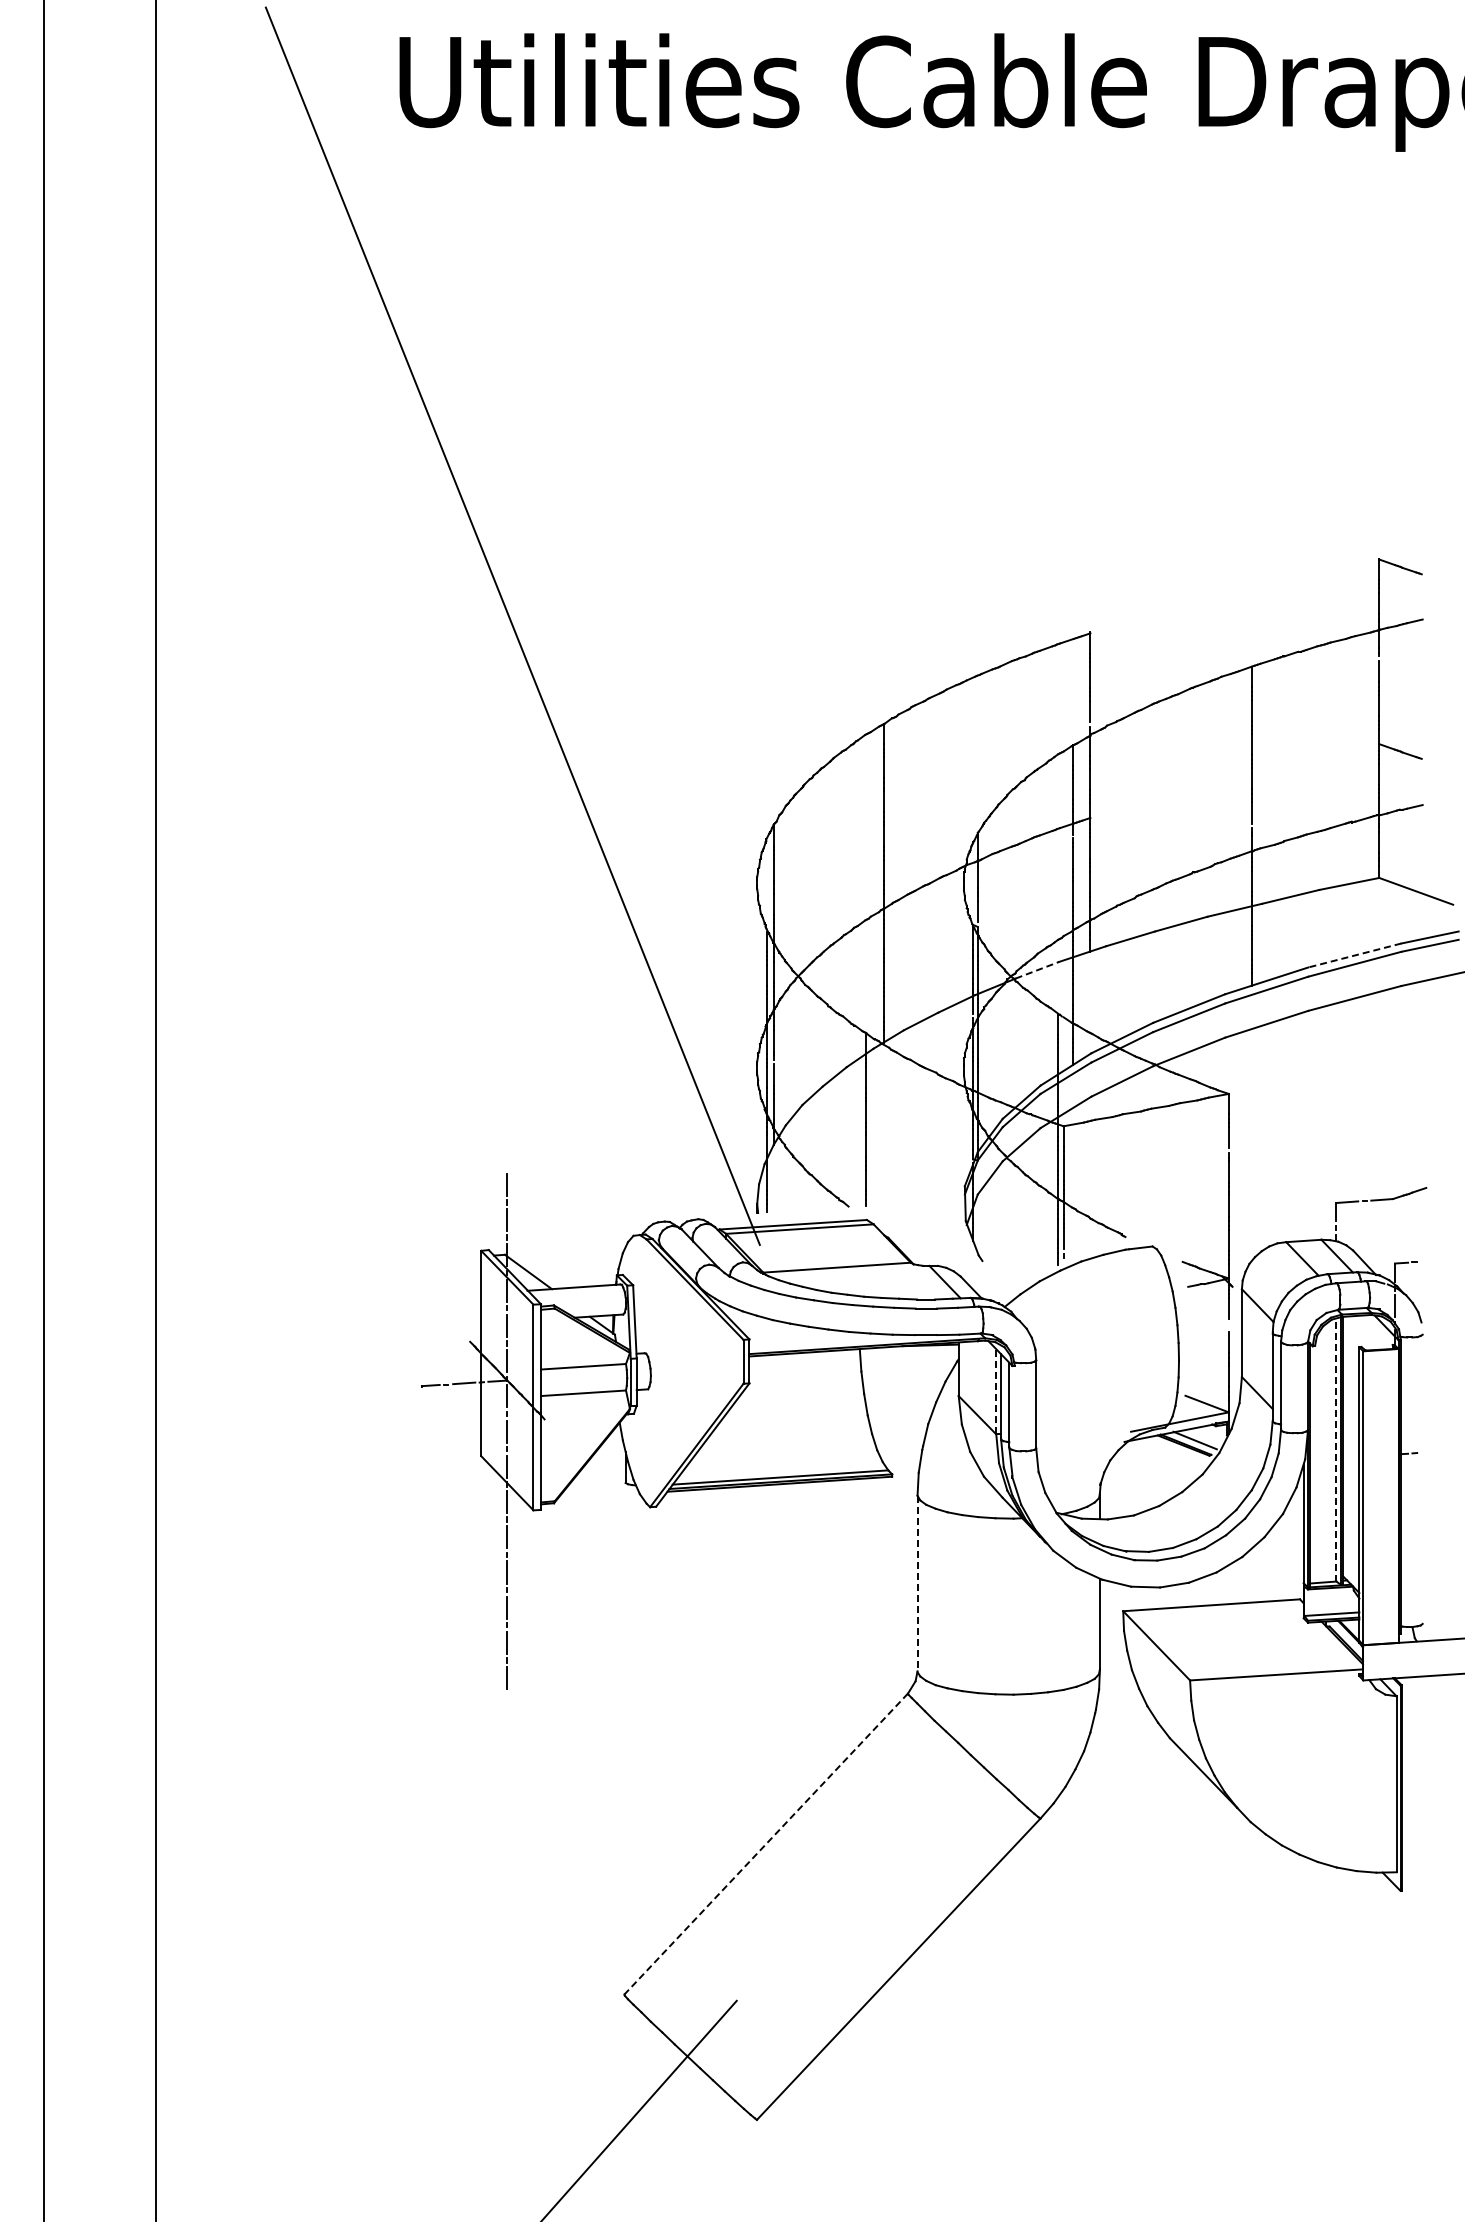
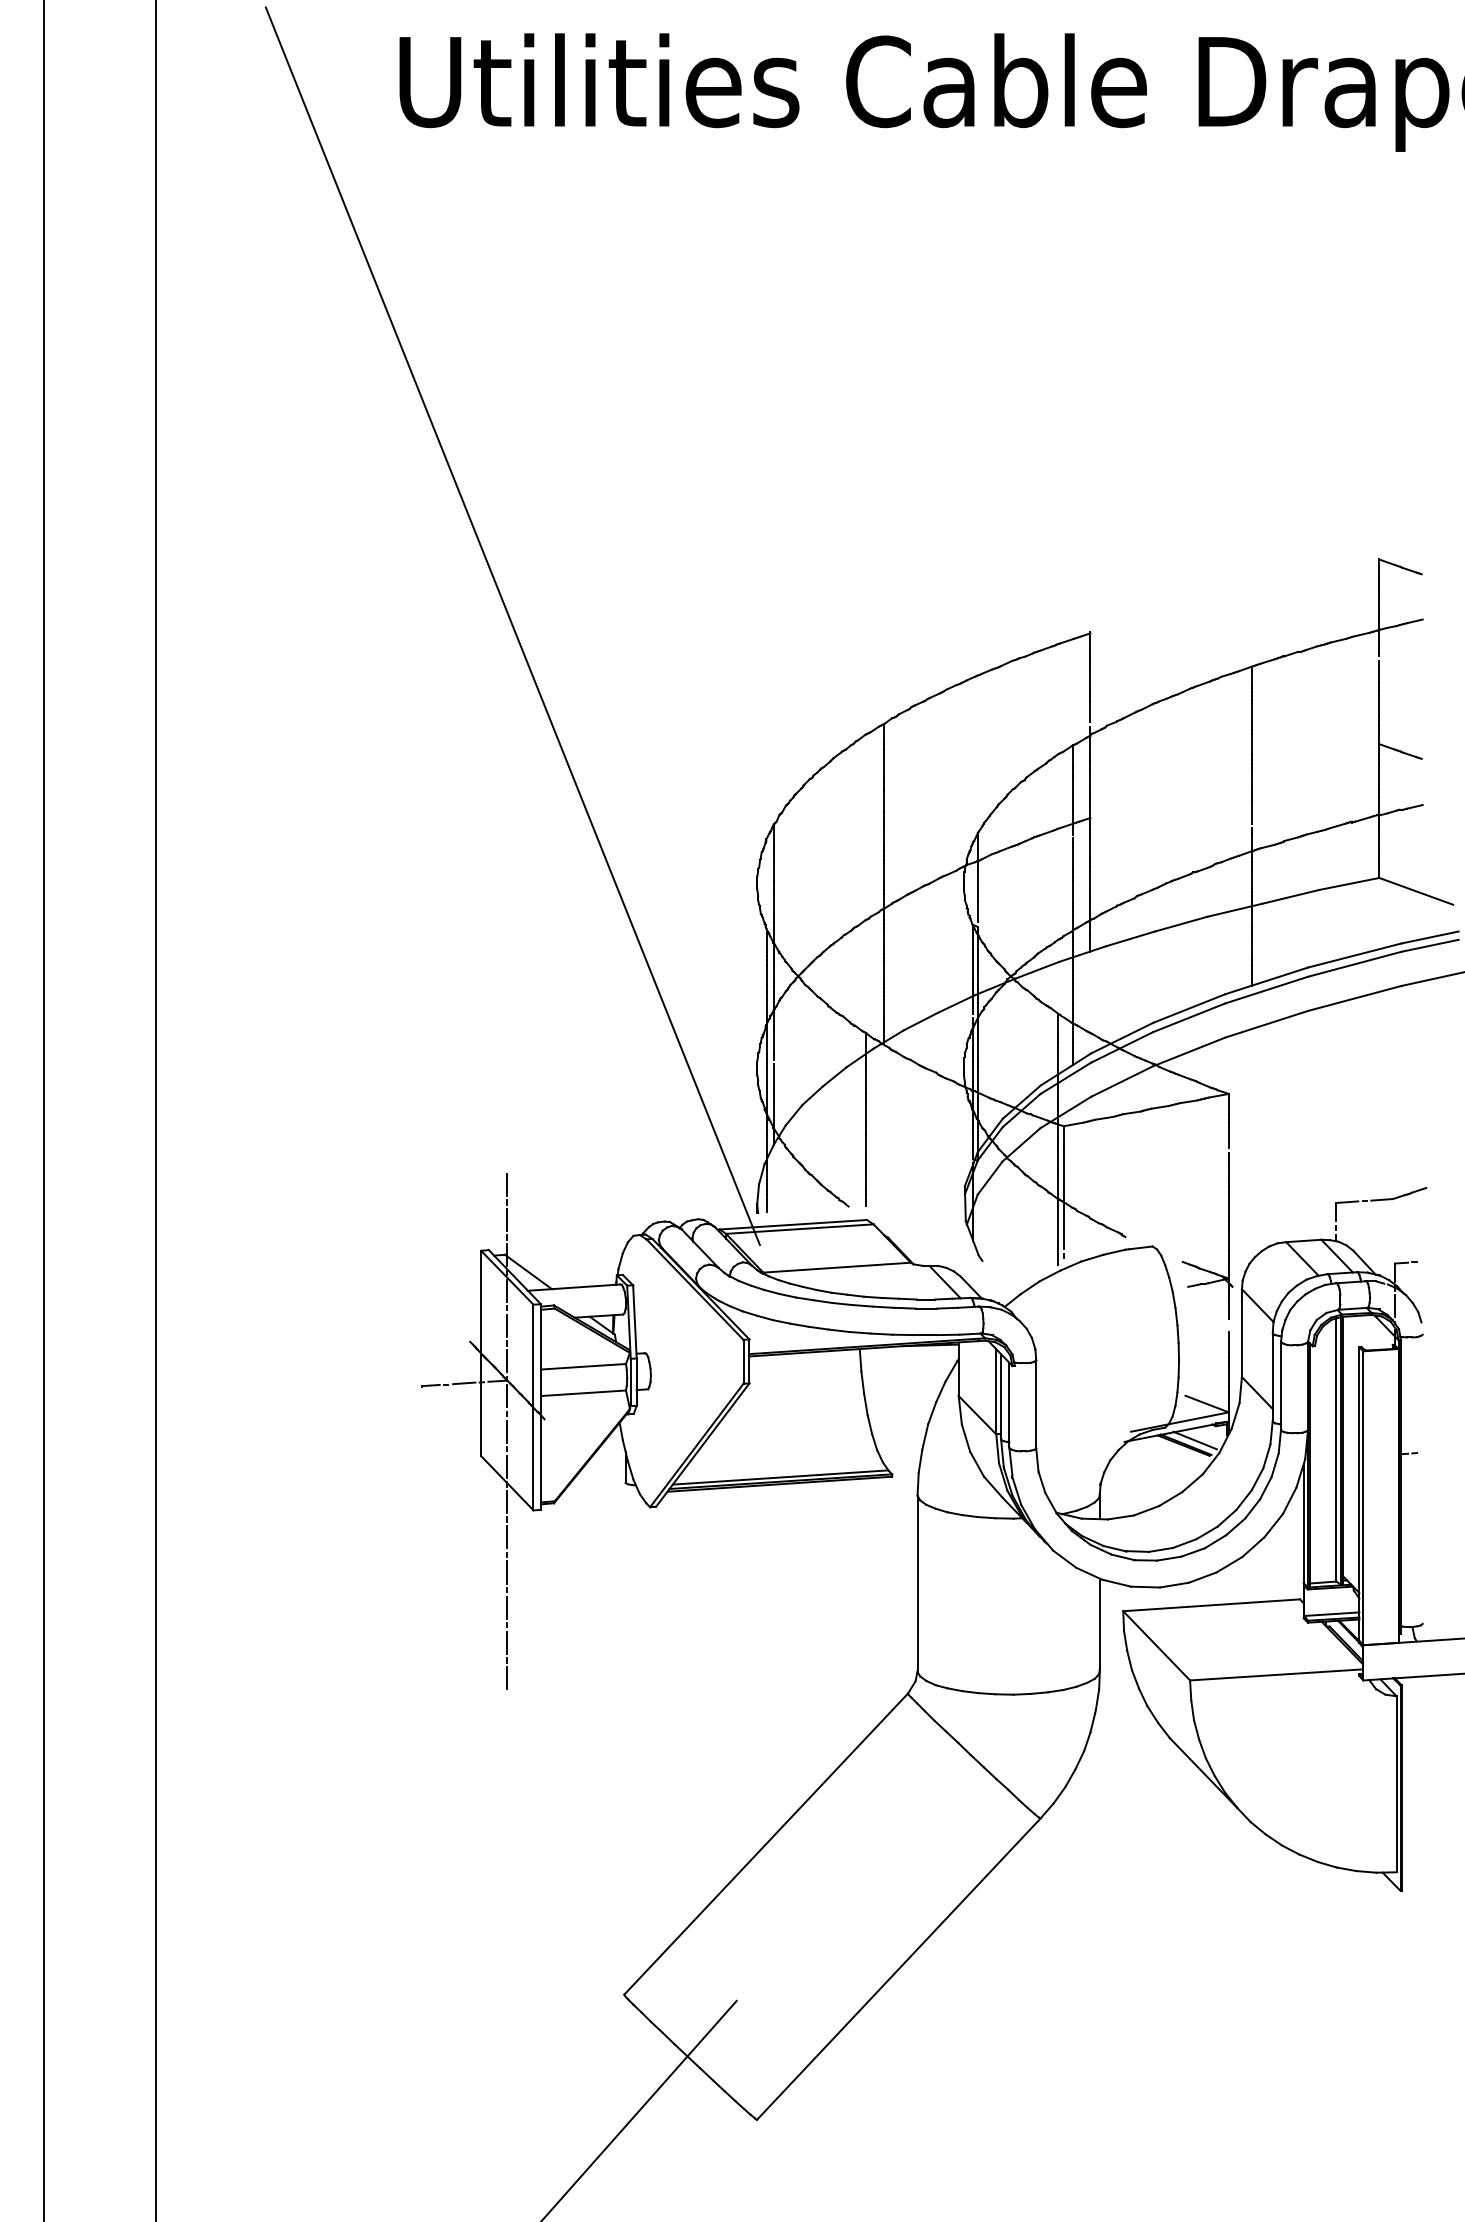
line: dashed -> solid (1354, 955)
line: dashed -> solid (1037, 970)
line: dashed -> solid (996, 1391)
line: dashed -> solid (1336, 1450)
line: dashed -> solid (917, 1584)
line: dashed -> solid (766, 1844)
